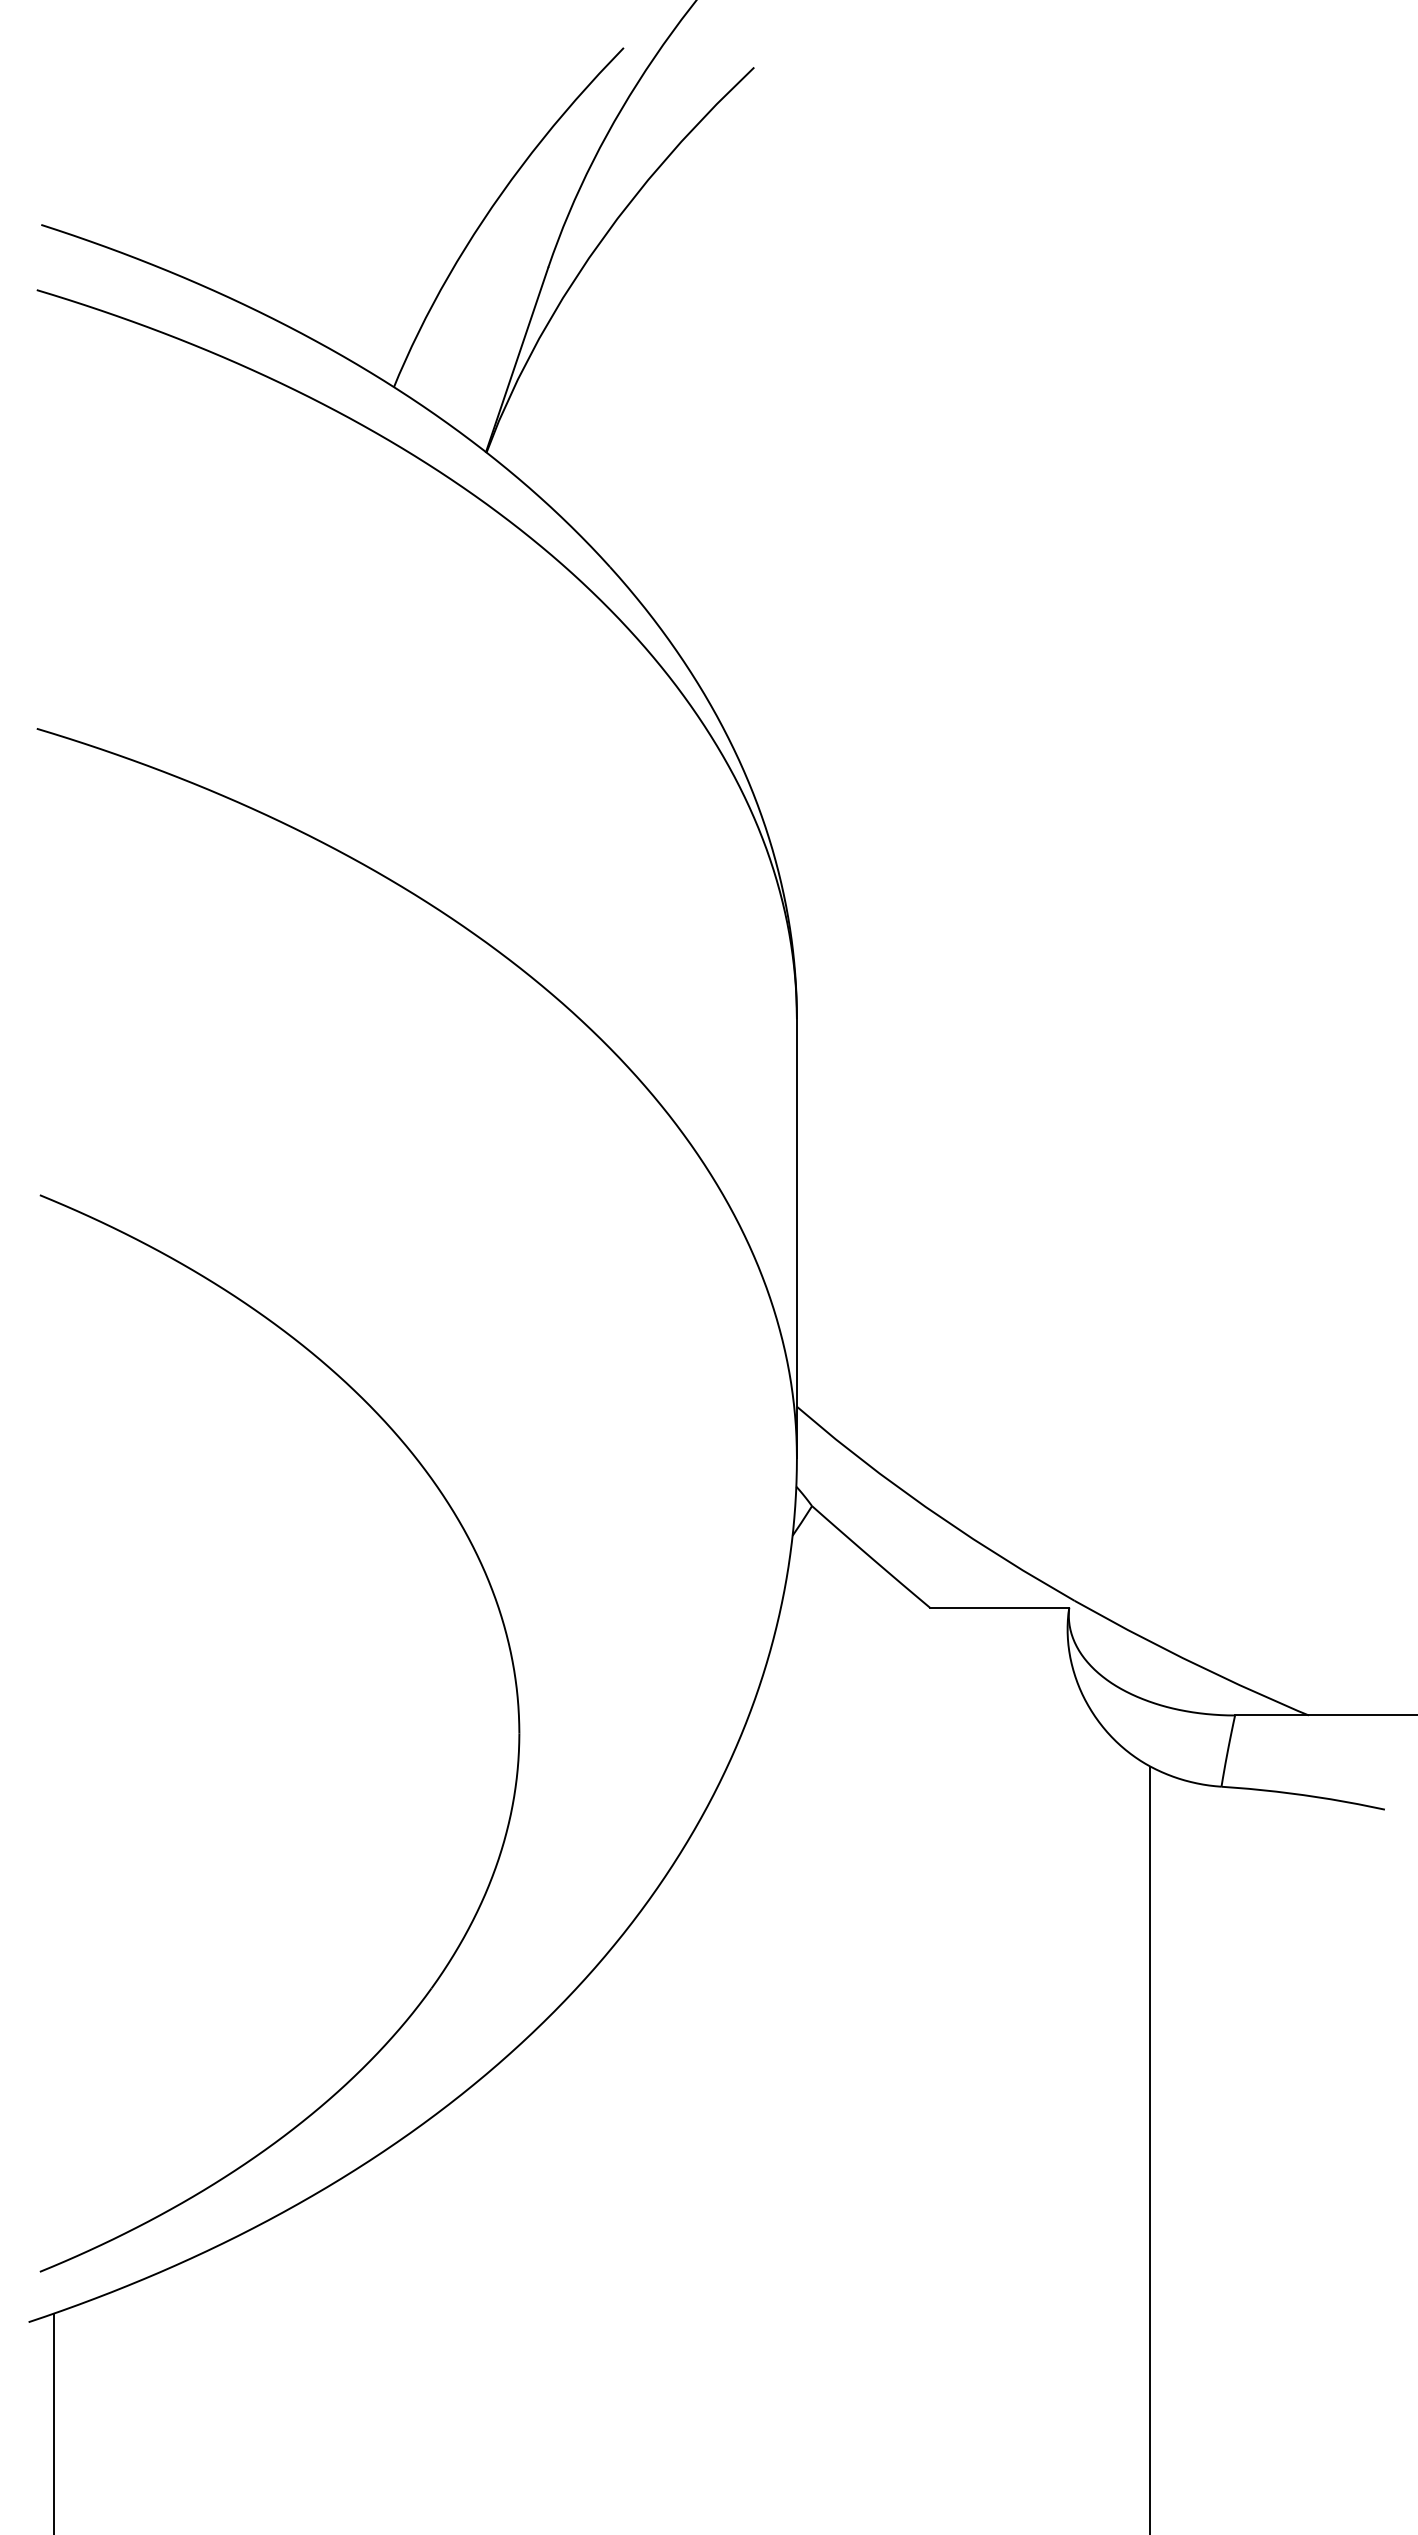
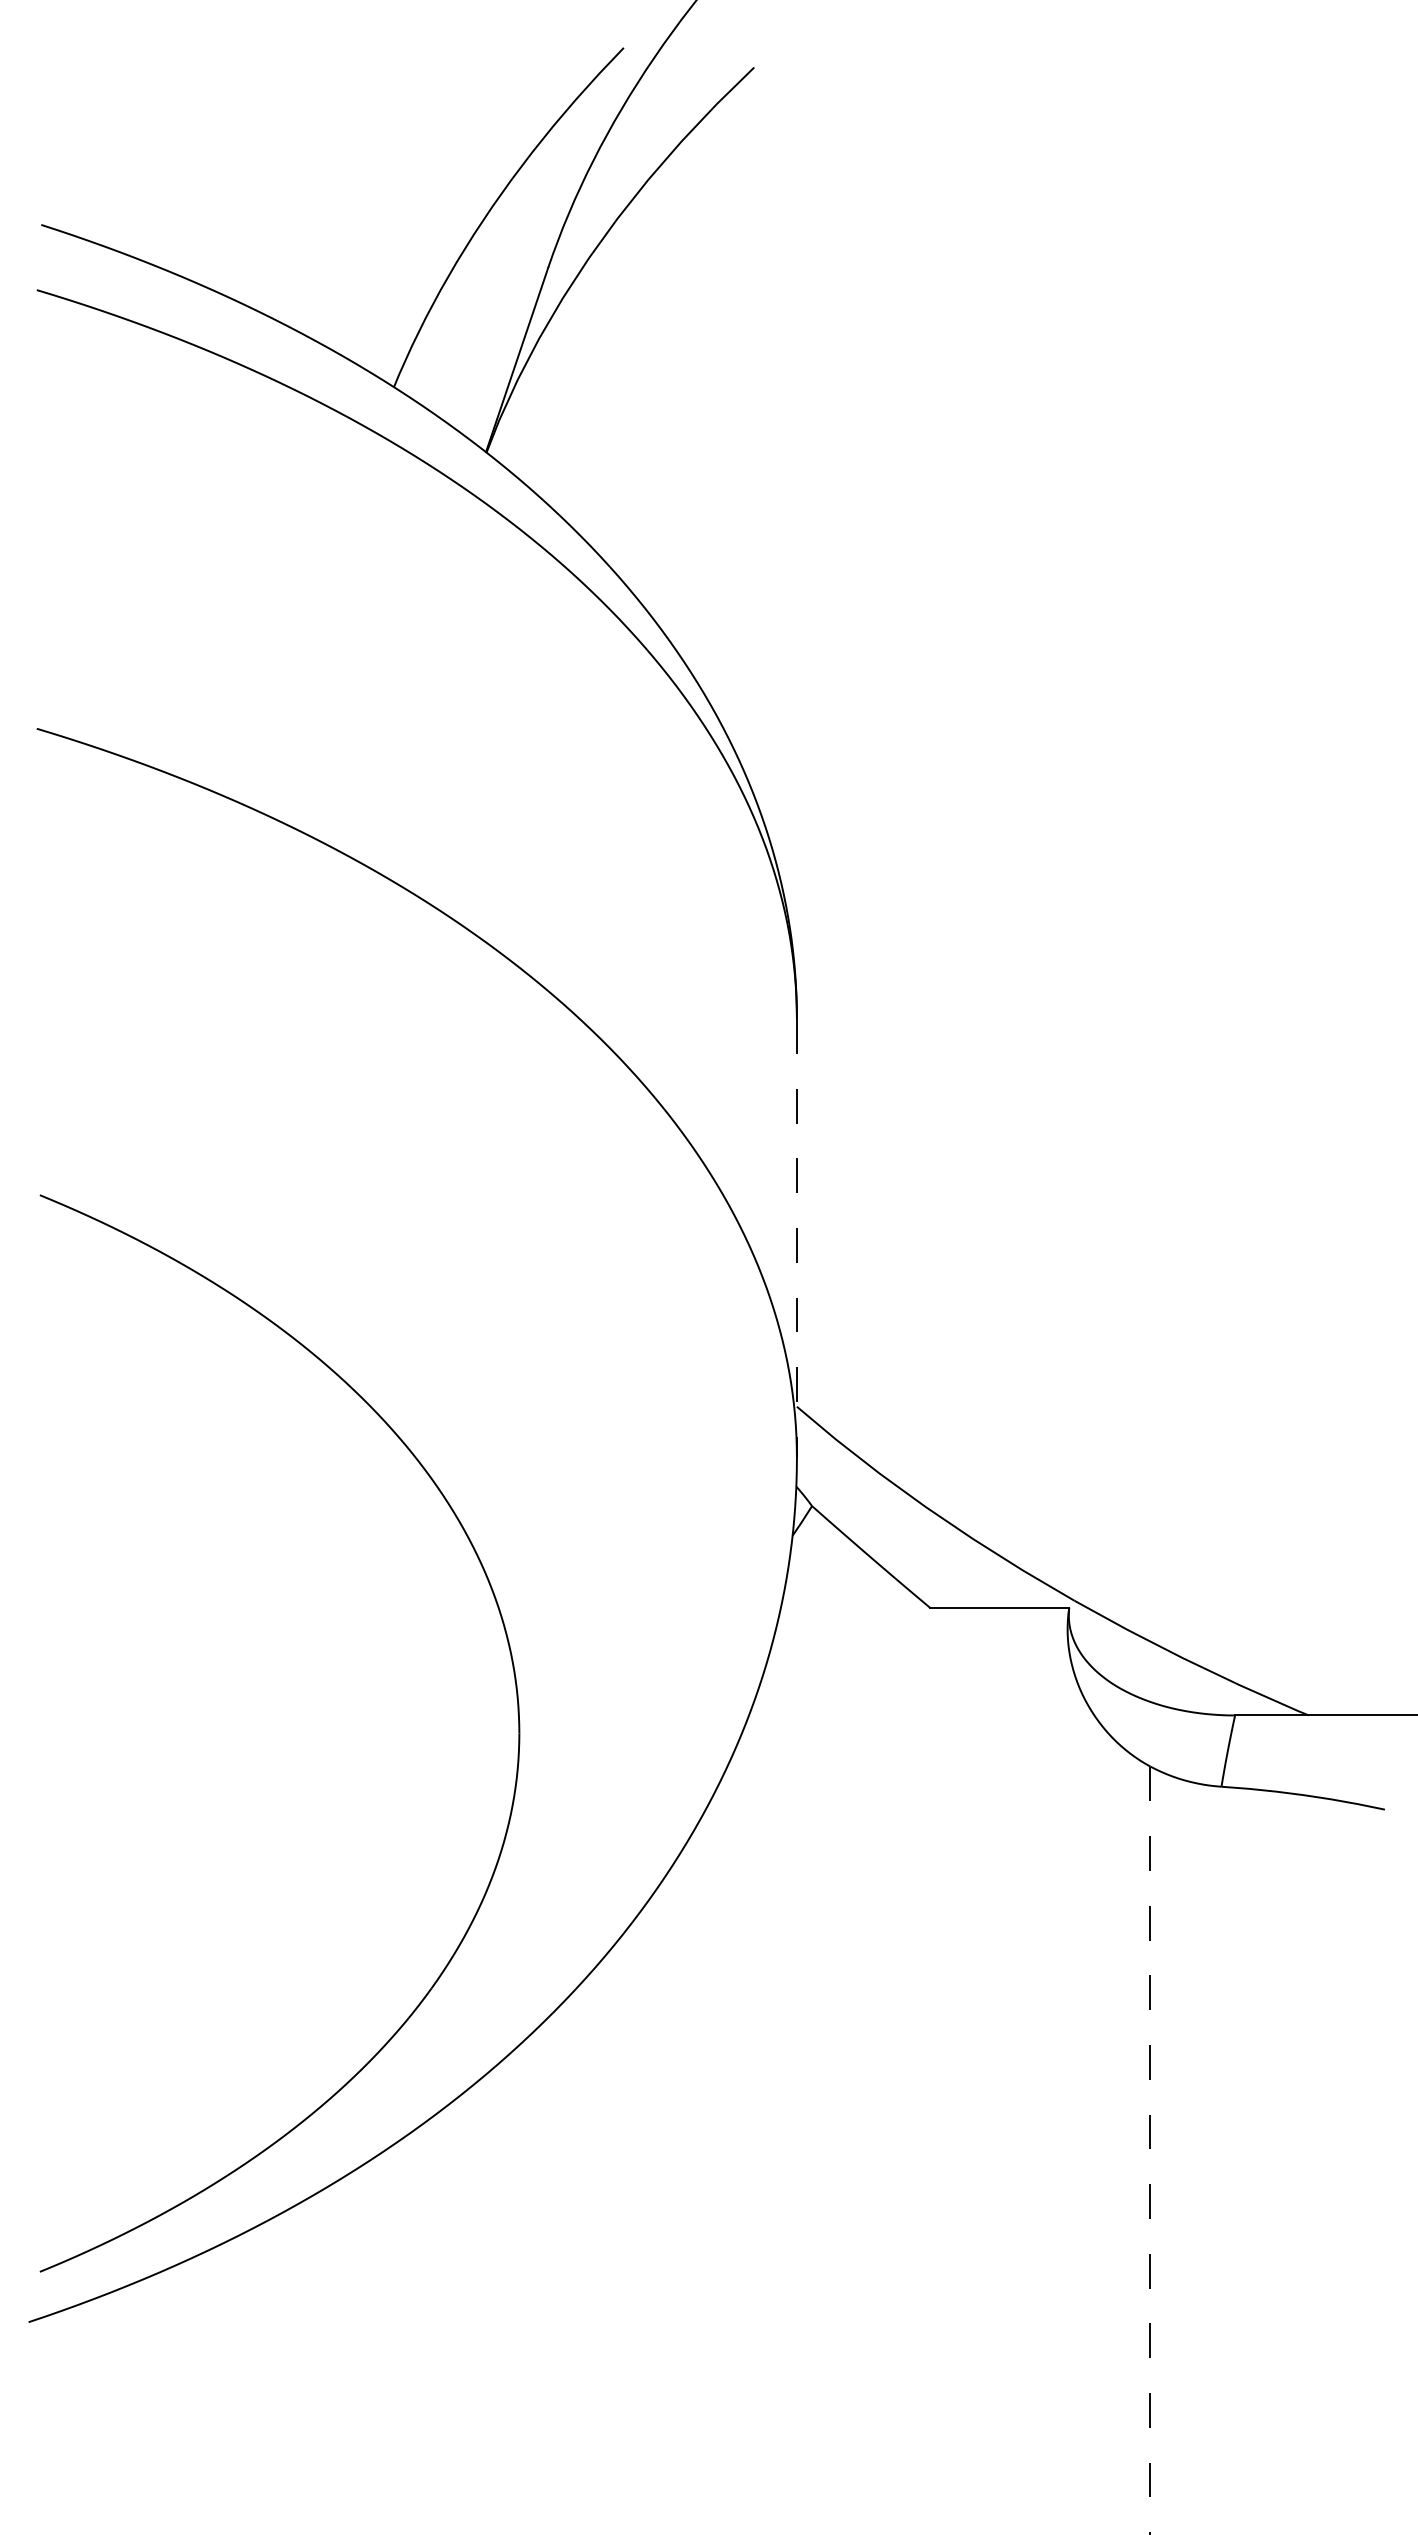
line: solid -> dashed (796, 1238)
line: solid -> dashed (1150, 2150)
line: present -> none (54, 2422)
